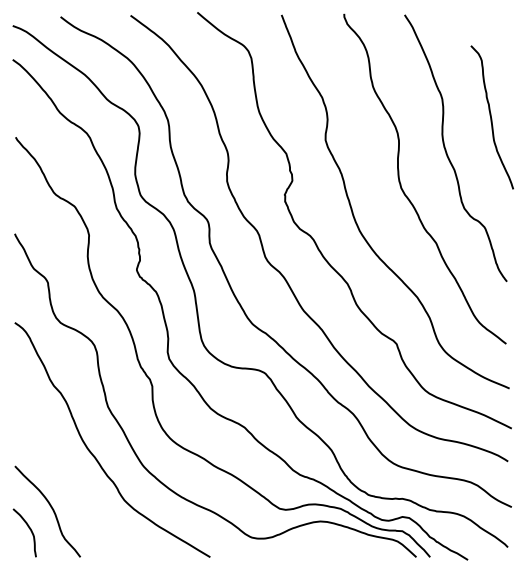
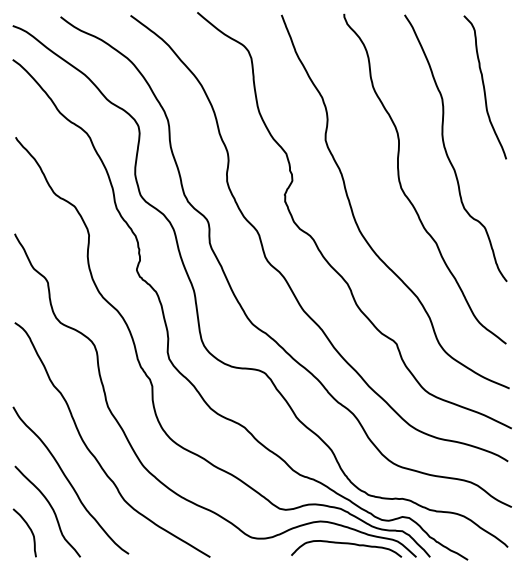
curve position: (491, 117) -> (484, 87) (484, 87)
curve: none -> present (69, 480)
curve: none -> present (346, 544)
